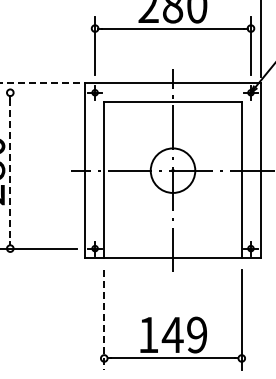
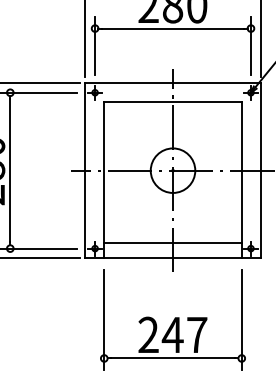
line: none -> present (85, 39)
line: dashed -> solid (39, 83)
line: none -> present (39, 92)
line: dashed -> solid (10, 171)
line: none -> present (172, 242)
line: none -> present (40, 258)
line: dashed -> solid (104, 320)
text: 149 -> 247 (172, 334)
